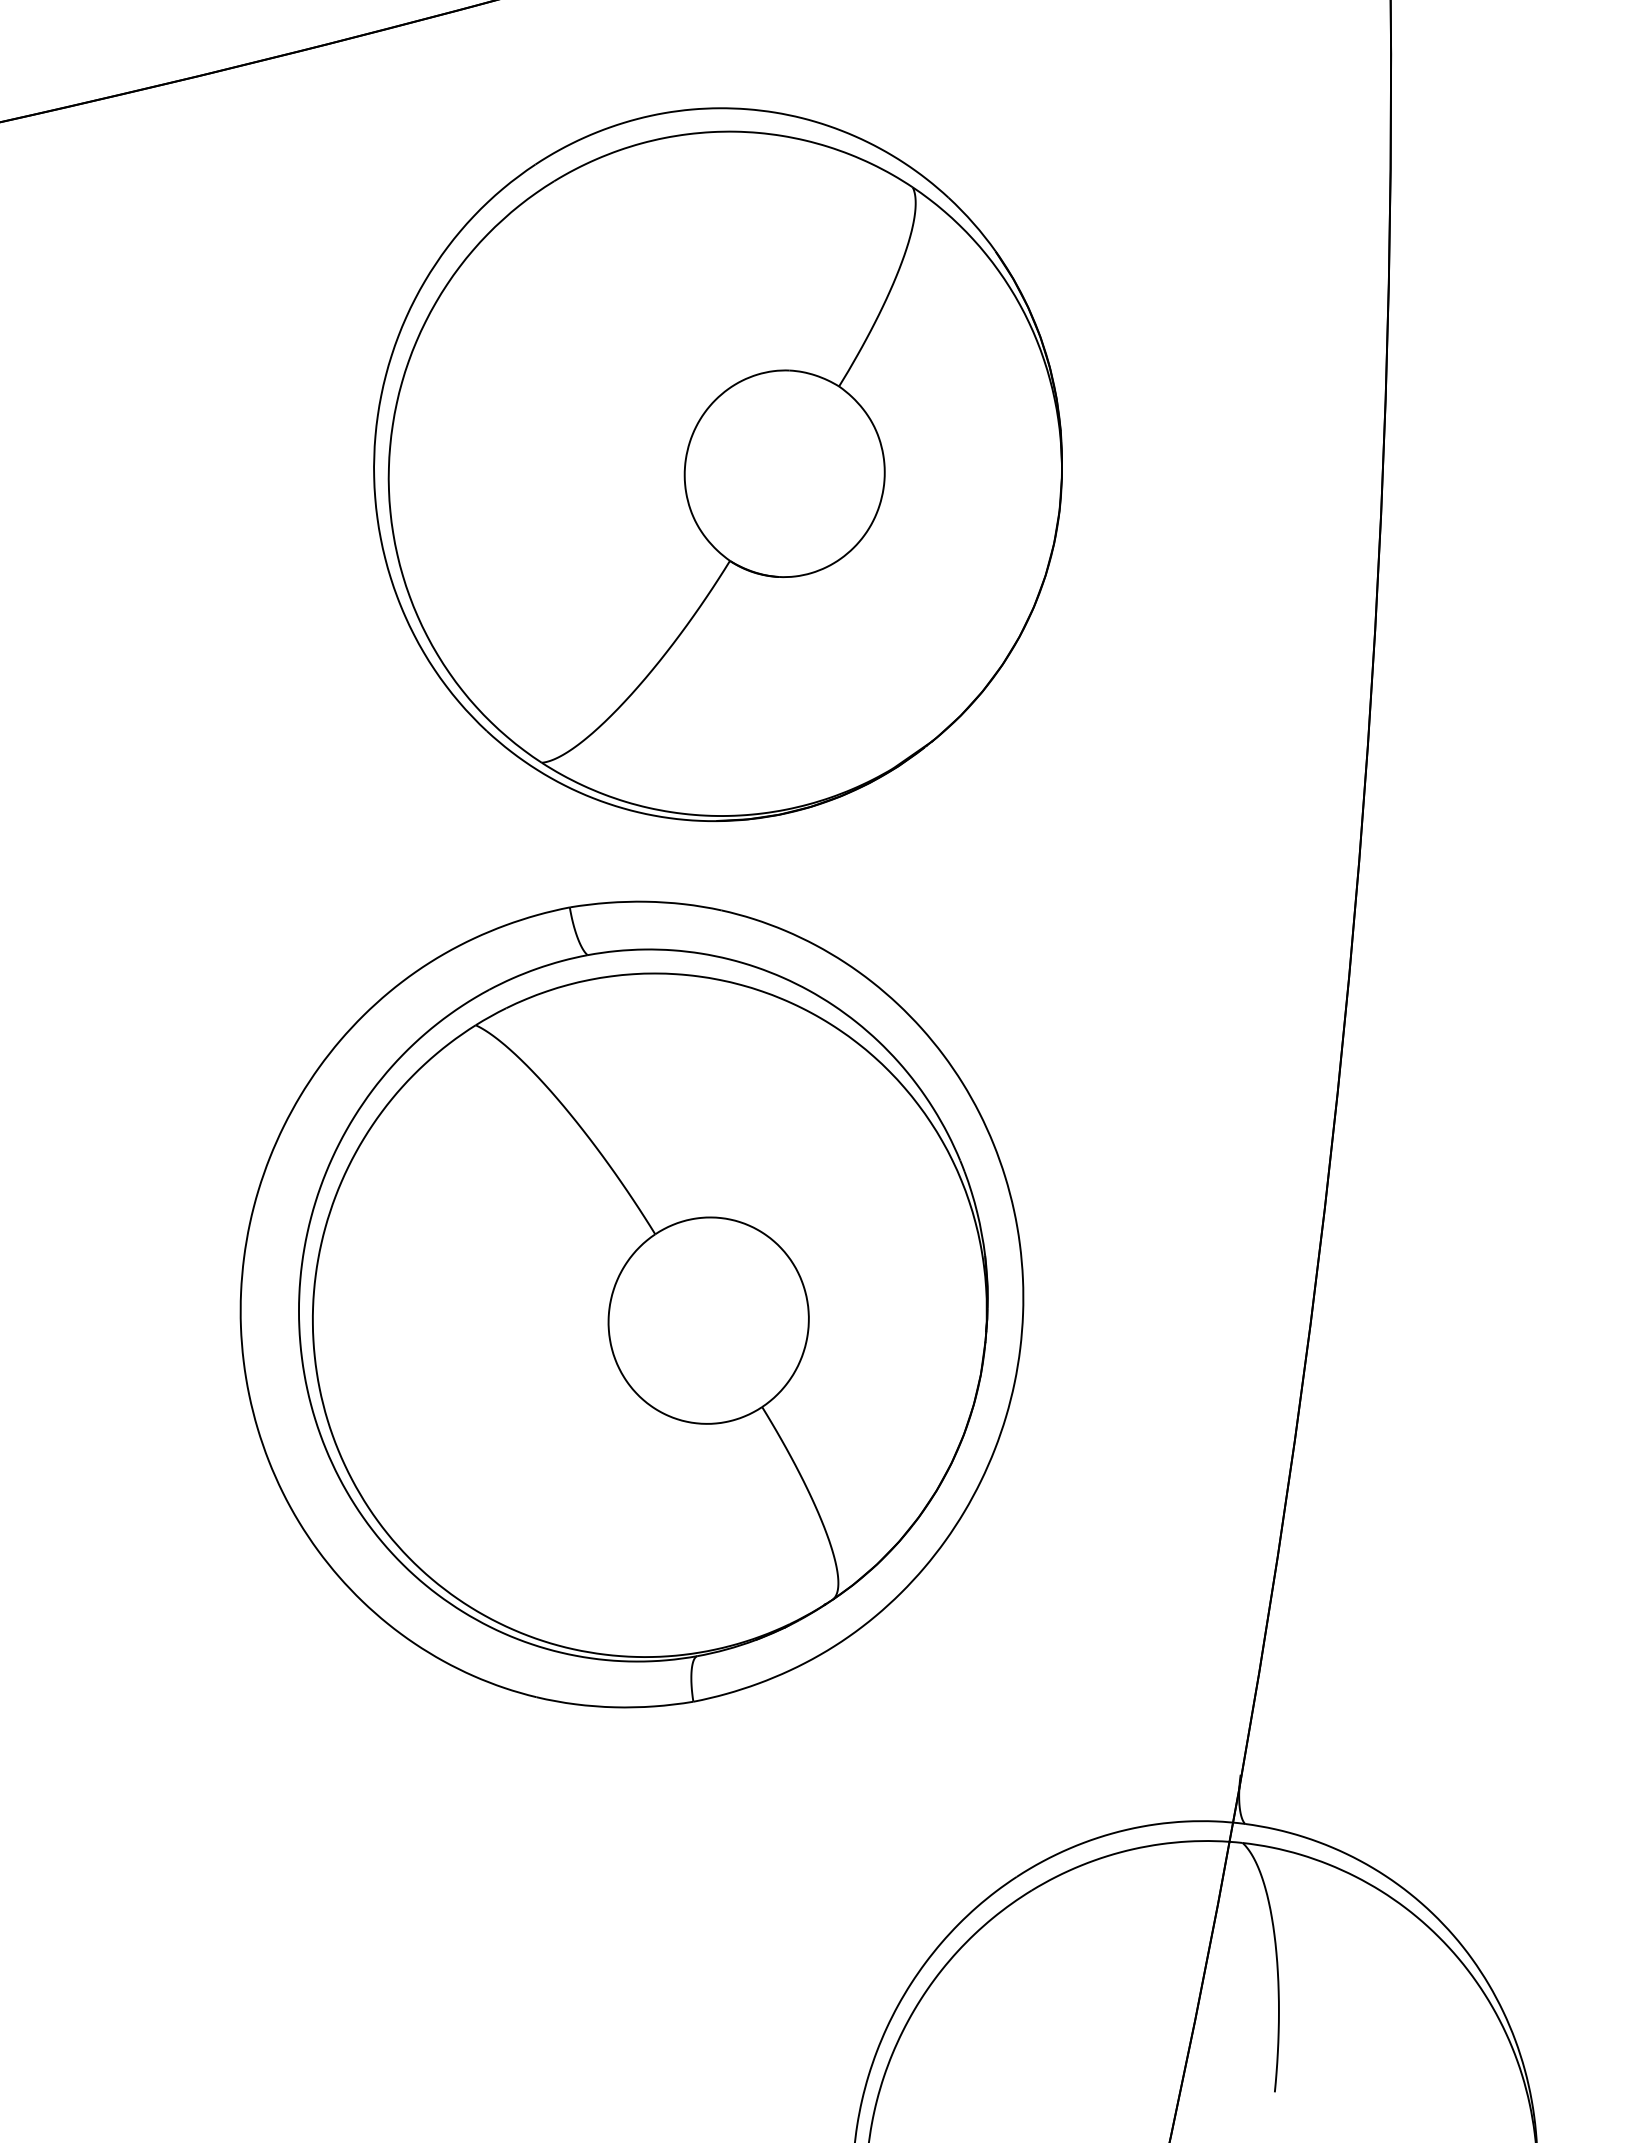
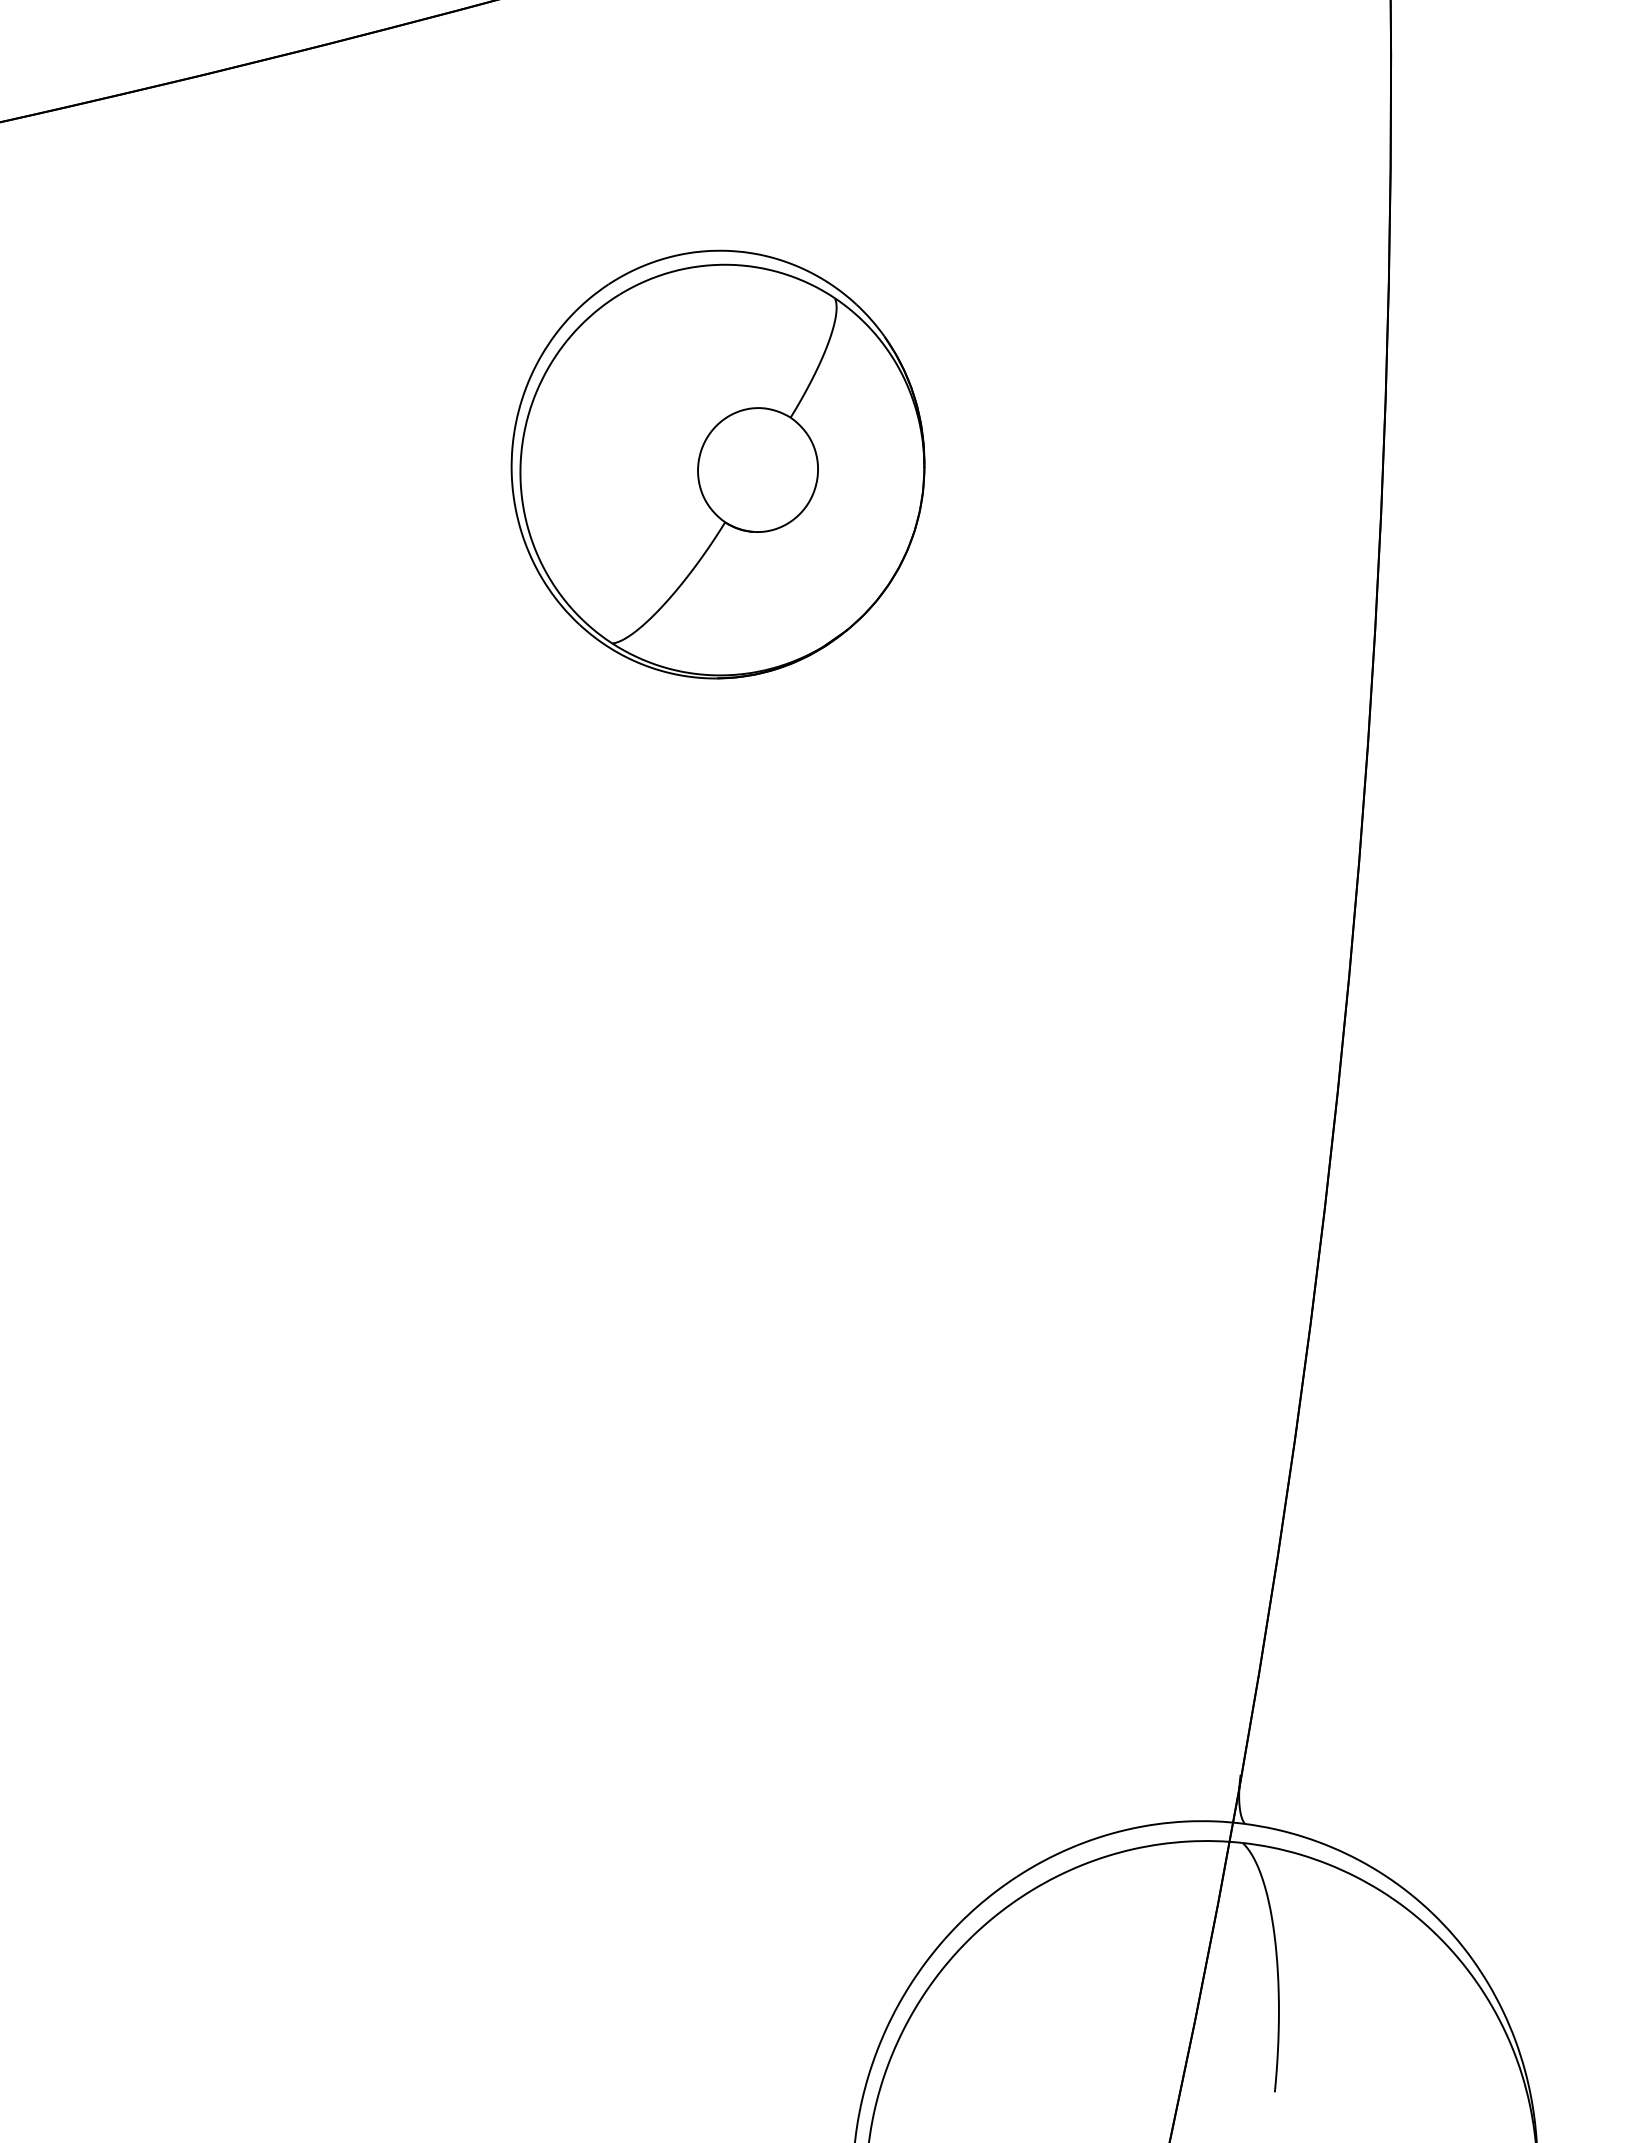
part size: 690x715 px -> 416x431 px (717, 464)
part: present -> none (631, 1304)
